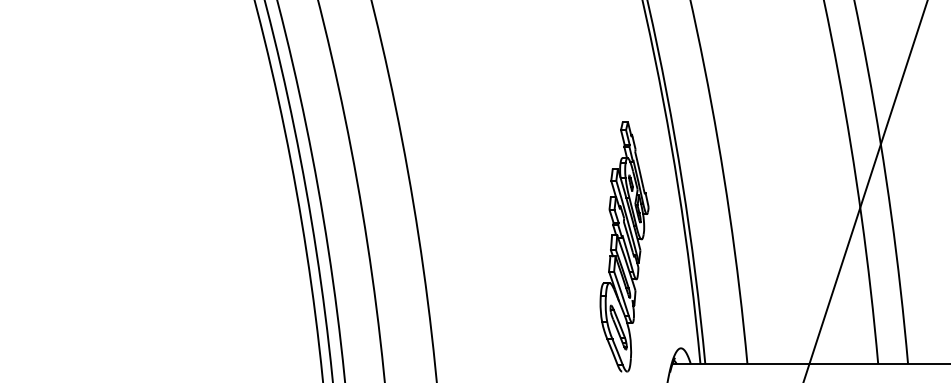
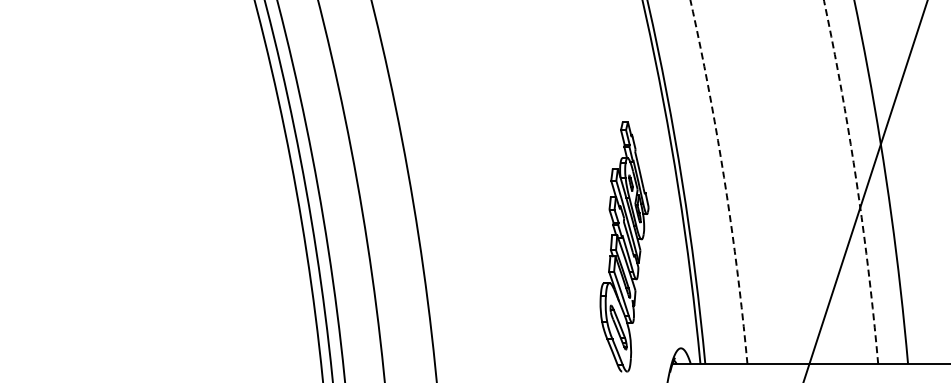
arc: solid -> dashed (724, 180)
arc: solid -> dashed (856, 180)
